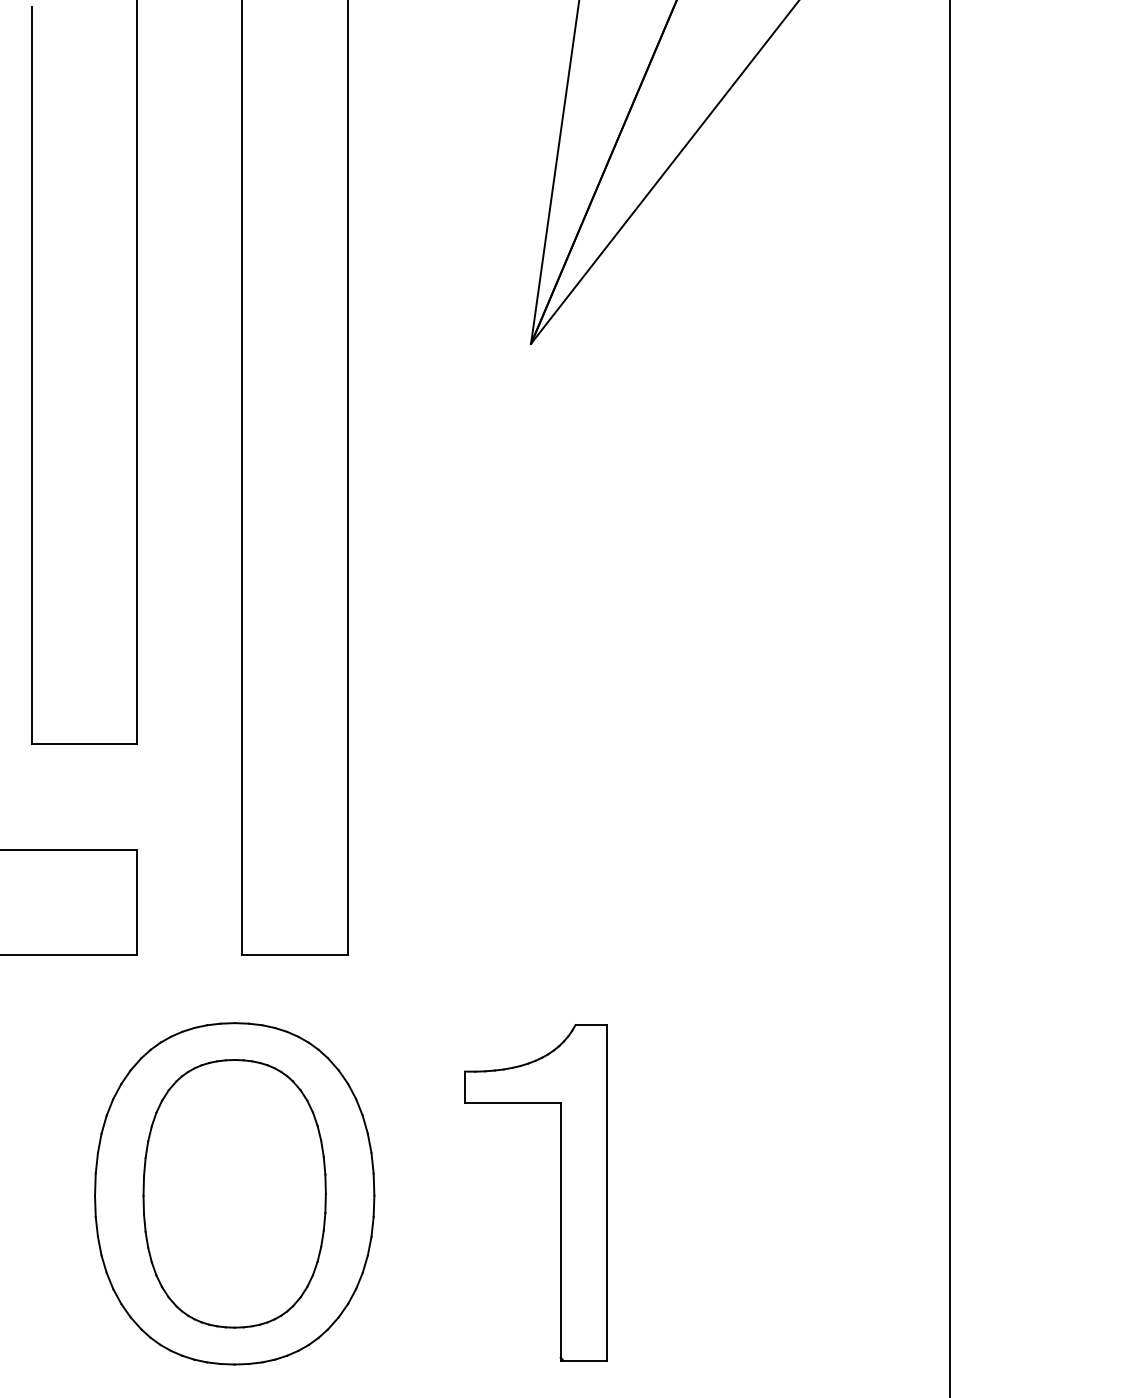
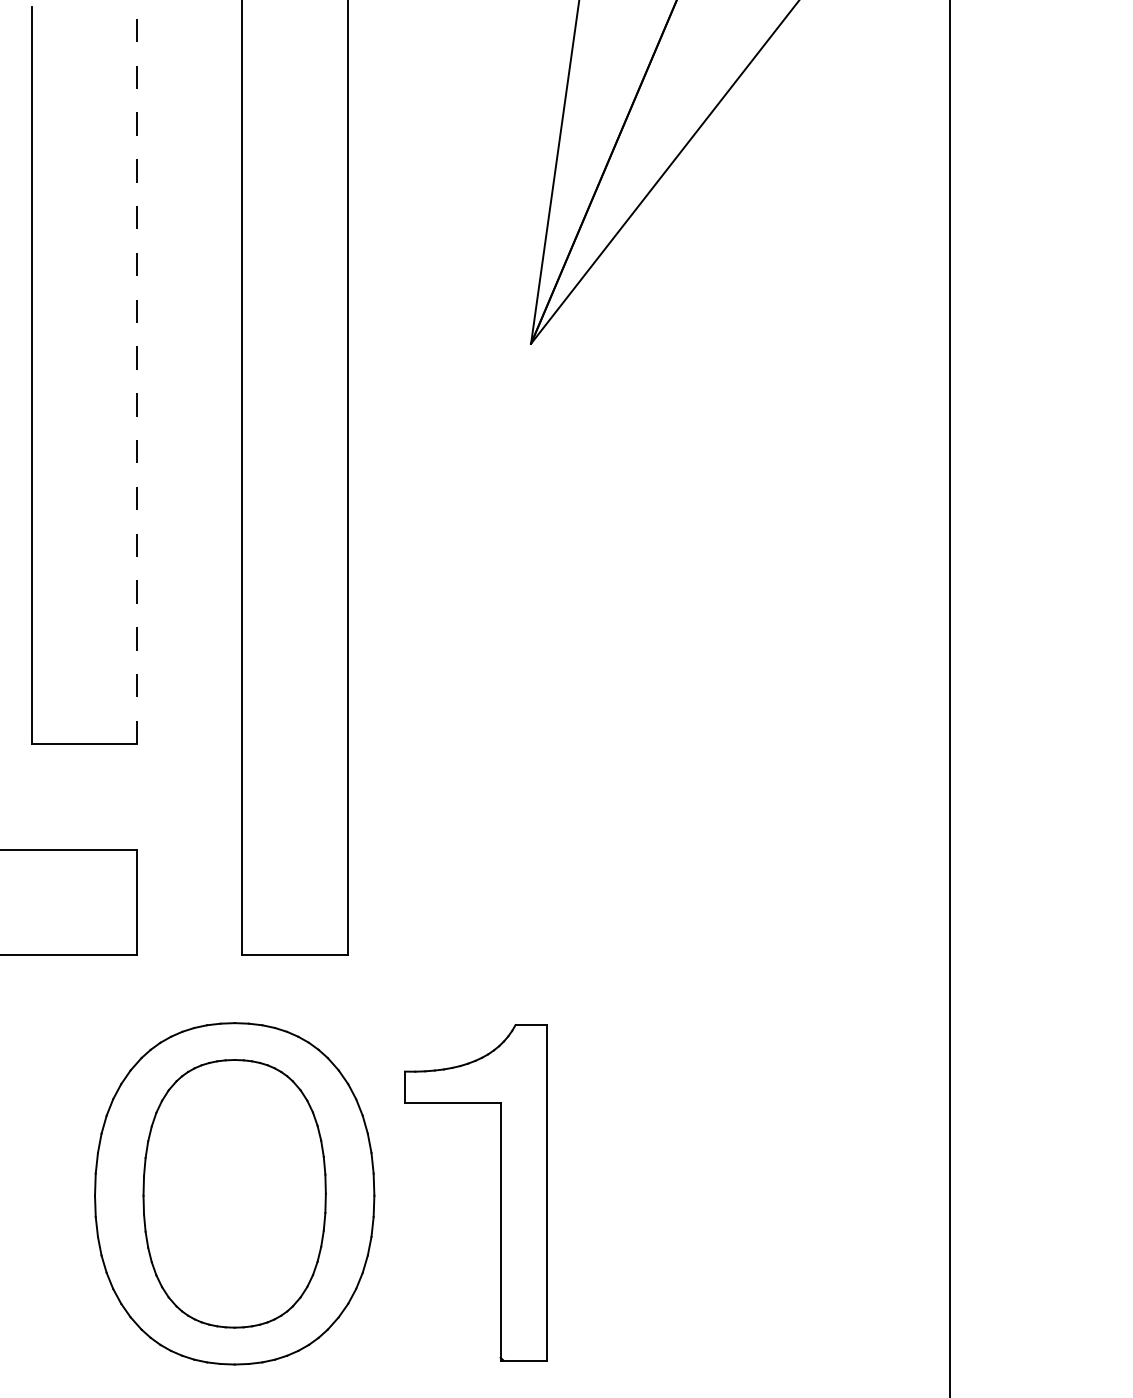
line: solid -> dashed (137, 372)
part position: (560, 1192) -> (500, 1192) (500, 1192)
